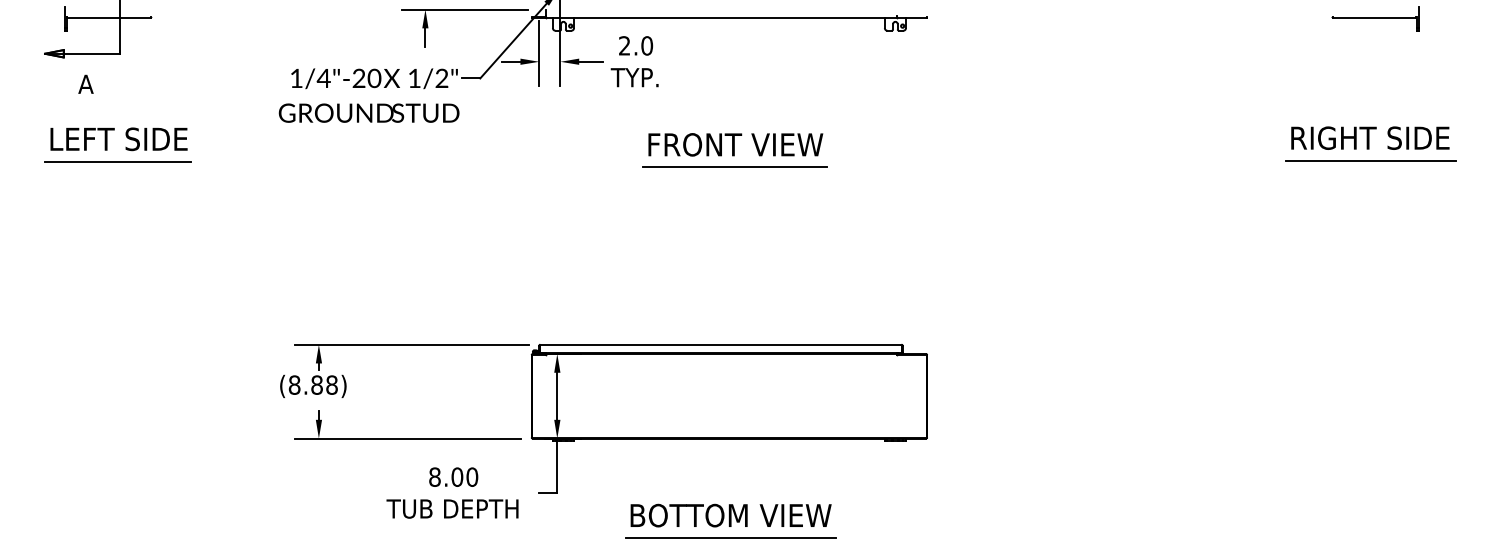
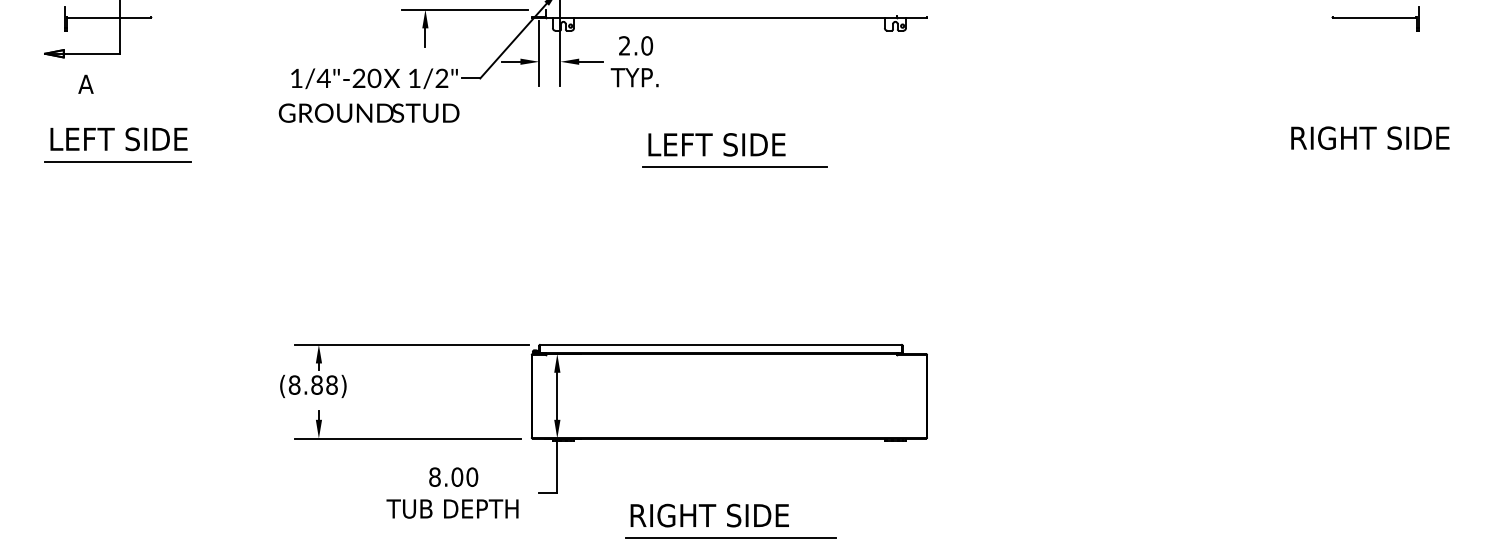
text: FRONT VIEW -> LEFT SIDE (737, 144)
line: present -> none (1370, 160)
text: BOTTOM VIEW -> RIGHT SIDE (732, 515)
